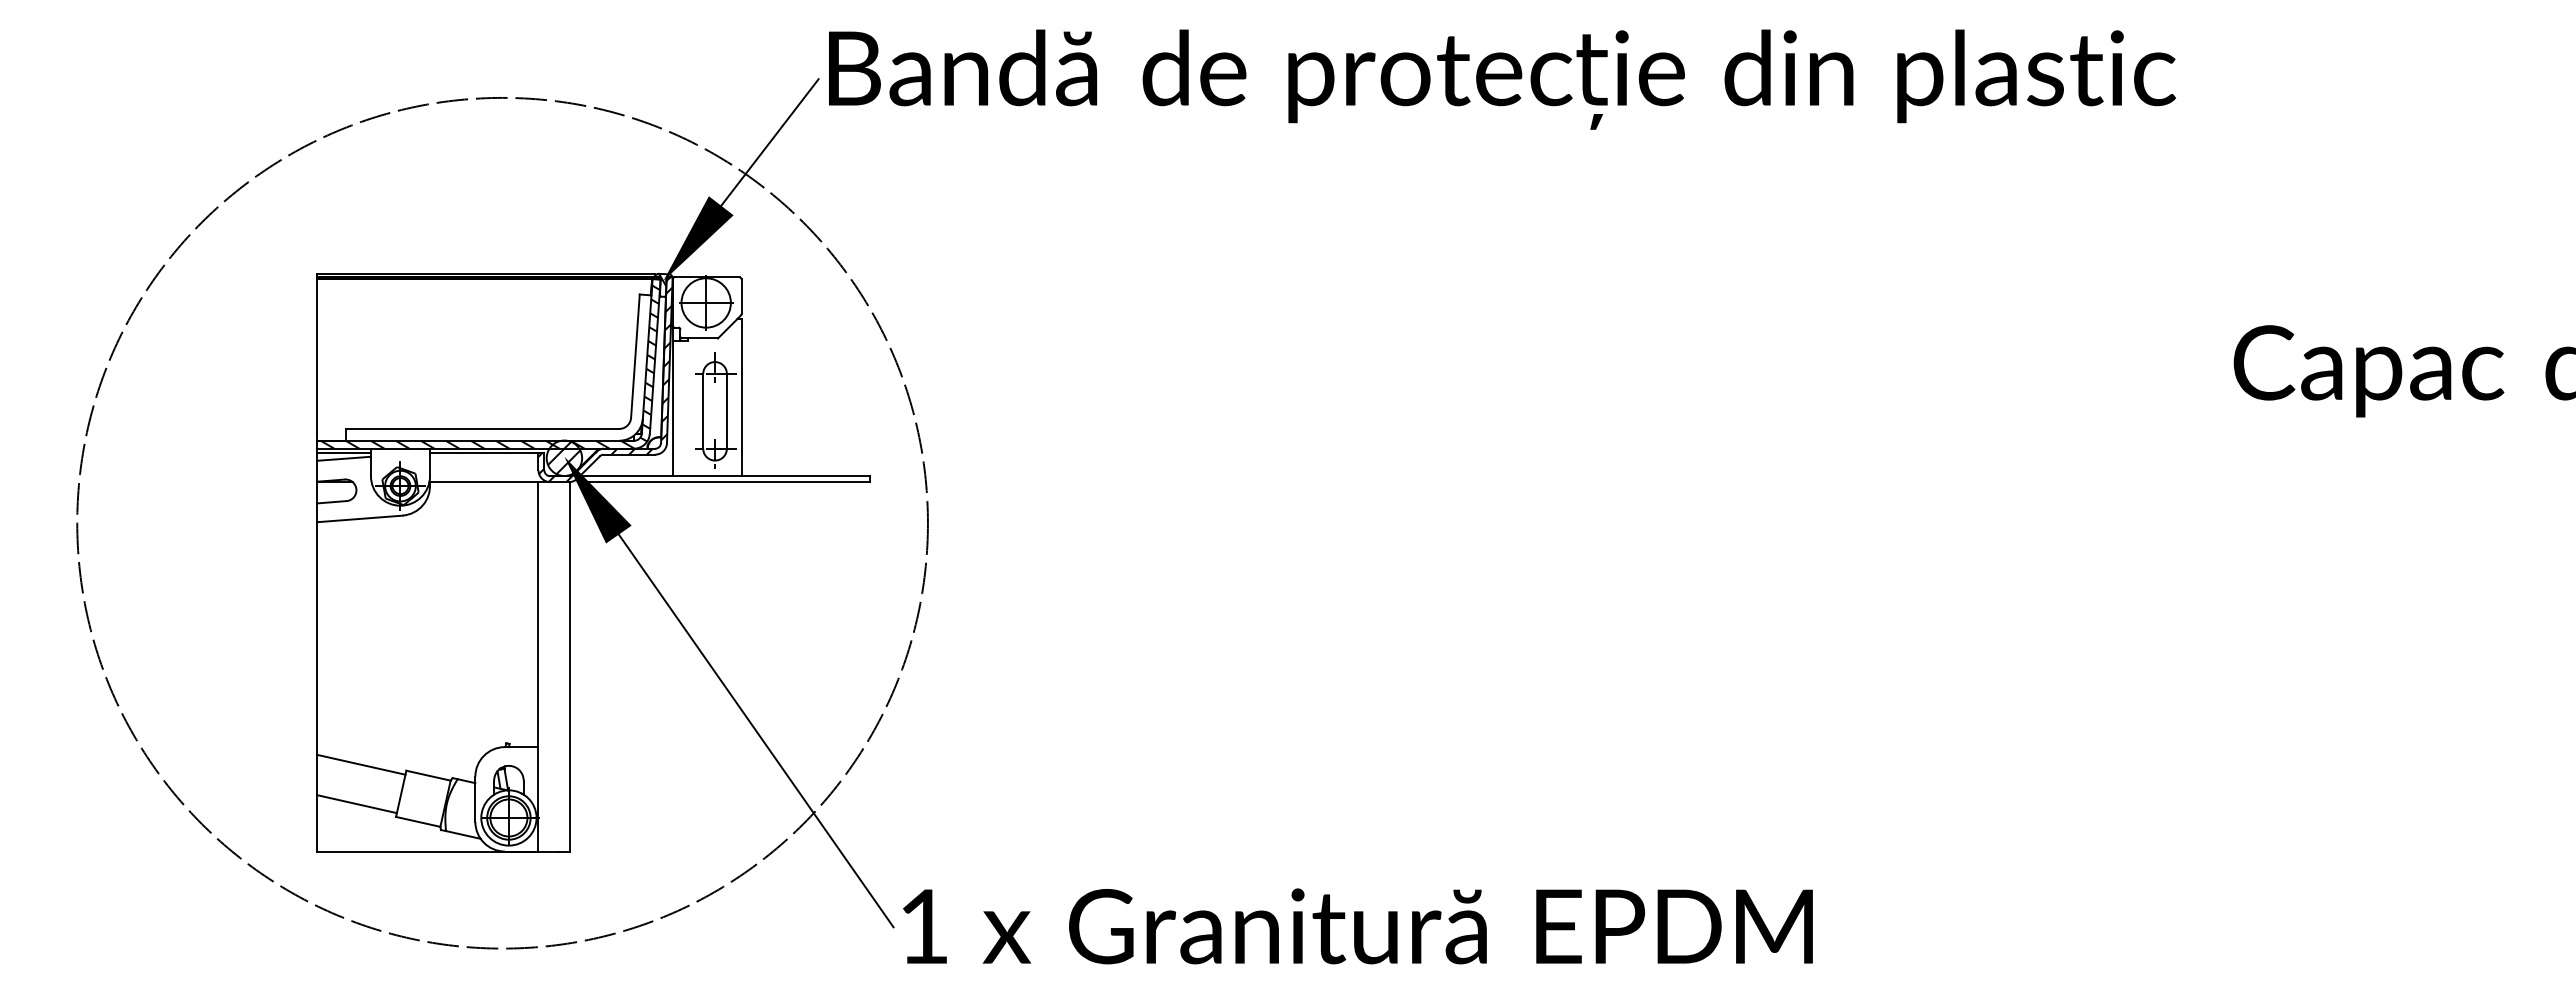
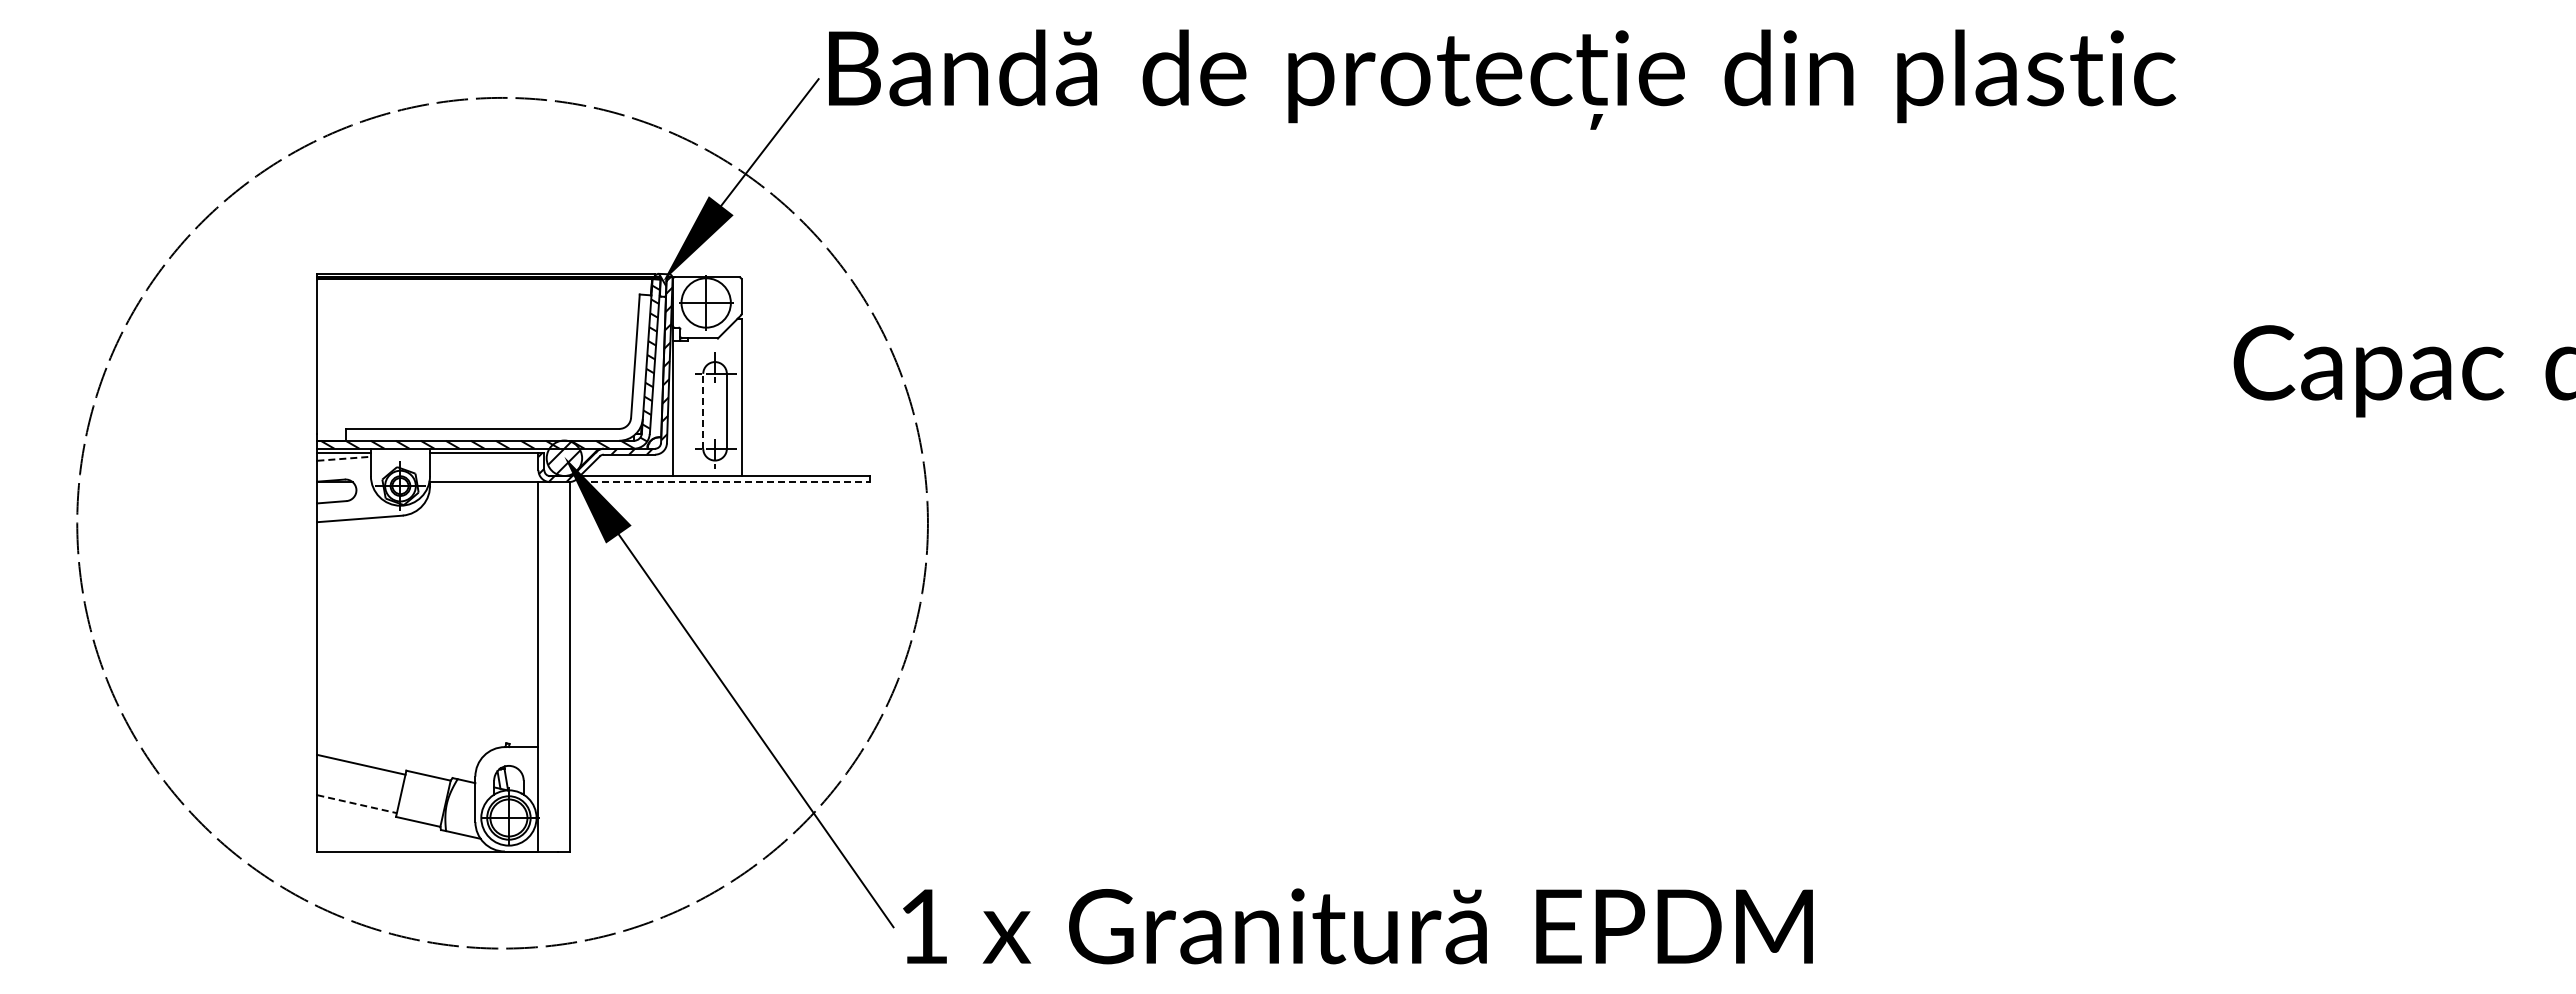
line: solid -> dashed (703, 410)
line: solid -> dashed (344, 458)
line: solid -> dashed (725, 482)
line: solid -> dashed (357, 804)
